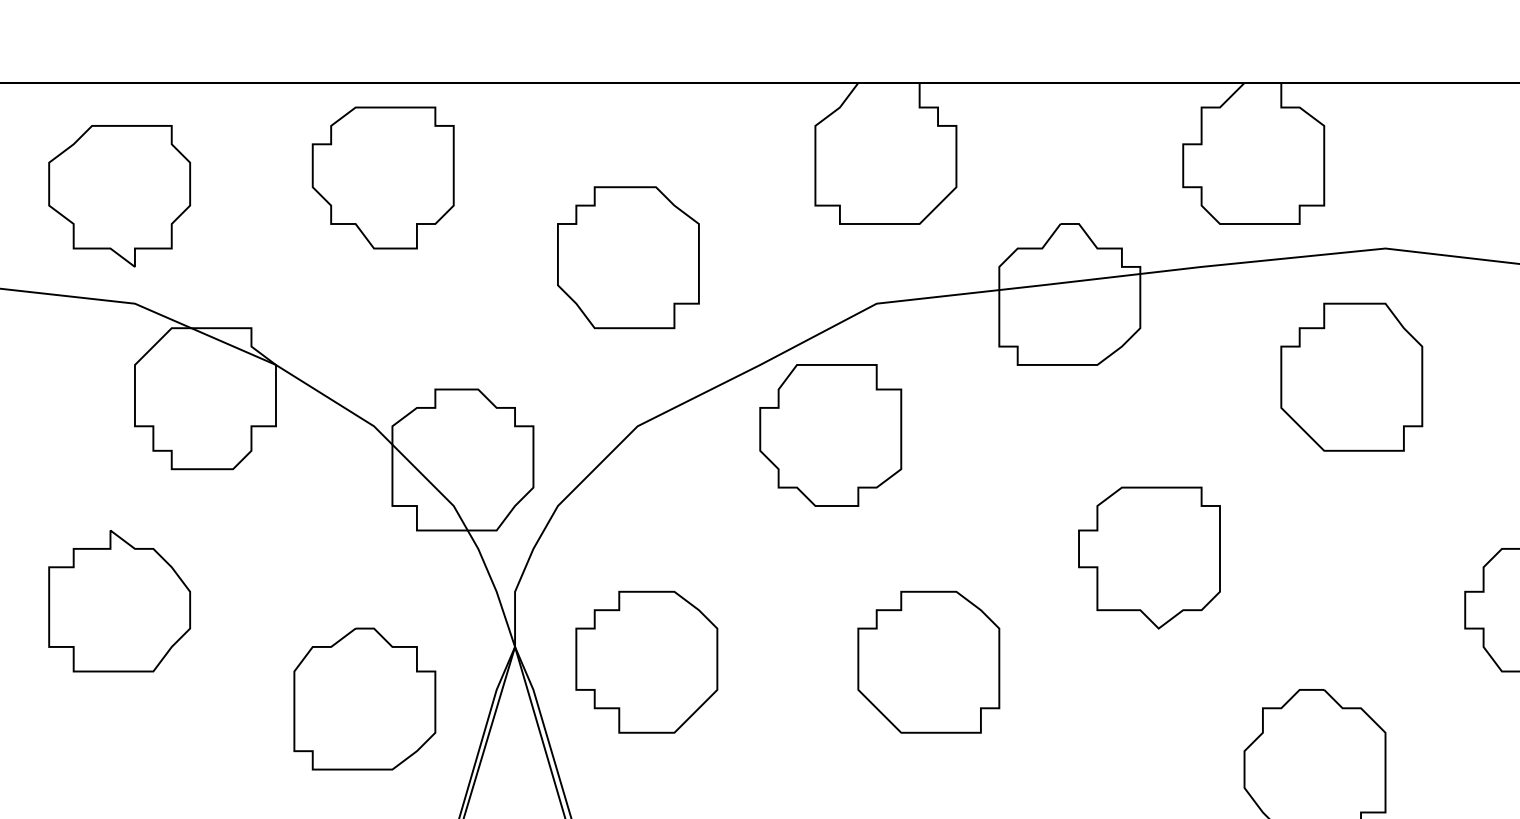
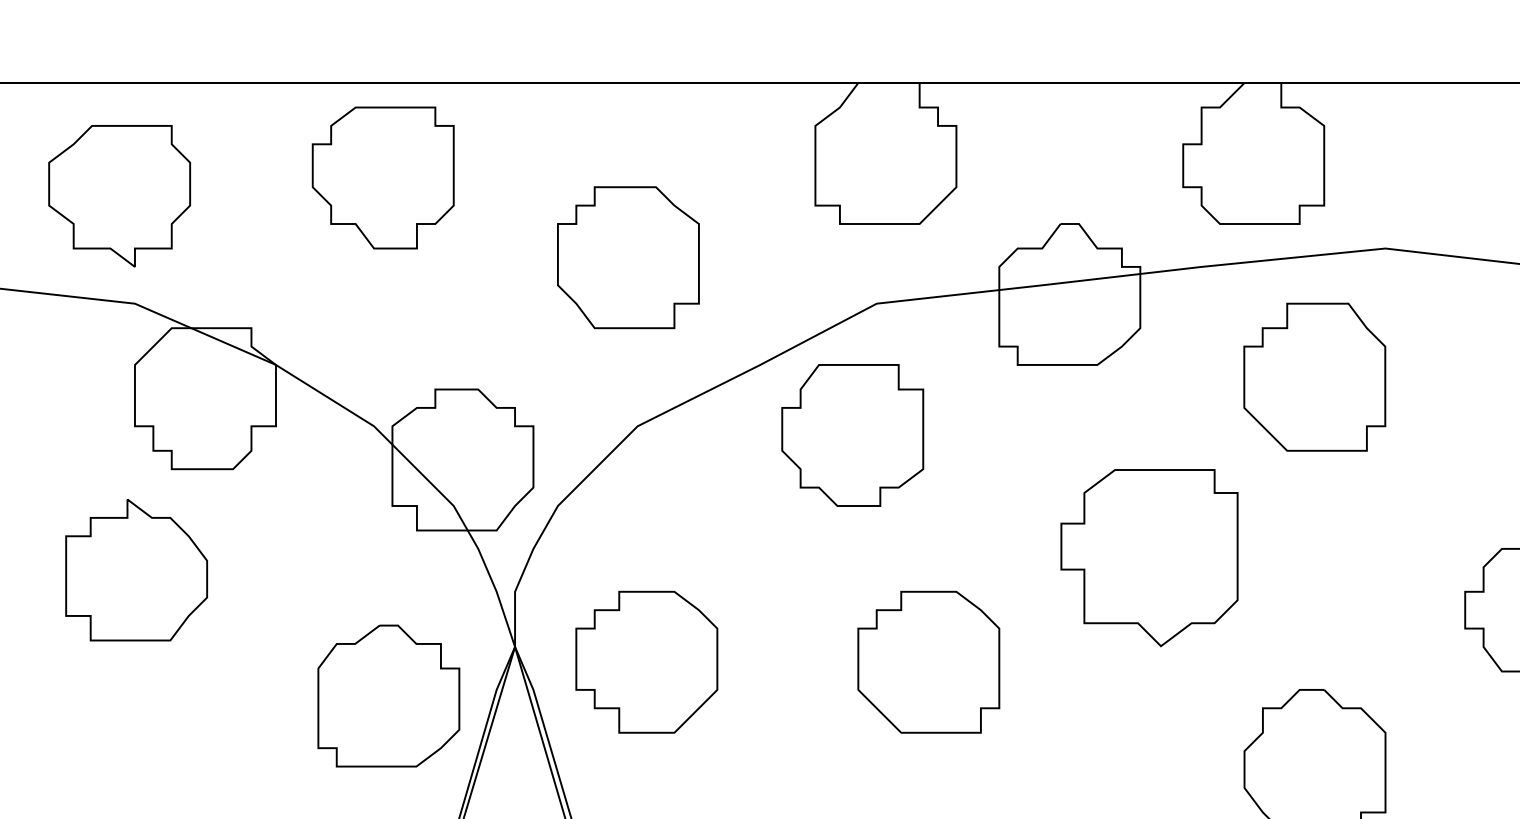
part position: (1351, 376) -> (1314, 376) (1314, 376)
part position: (830, 435) -> (852, 435) (852, 435)
part size: 143x144 px -> 179x179 px (1149, 558)
part position: (119, 601) -> (136, 570) (136, 570)
part position: (364, 698) -> (388, 695) (388, 695)
